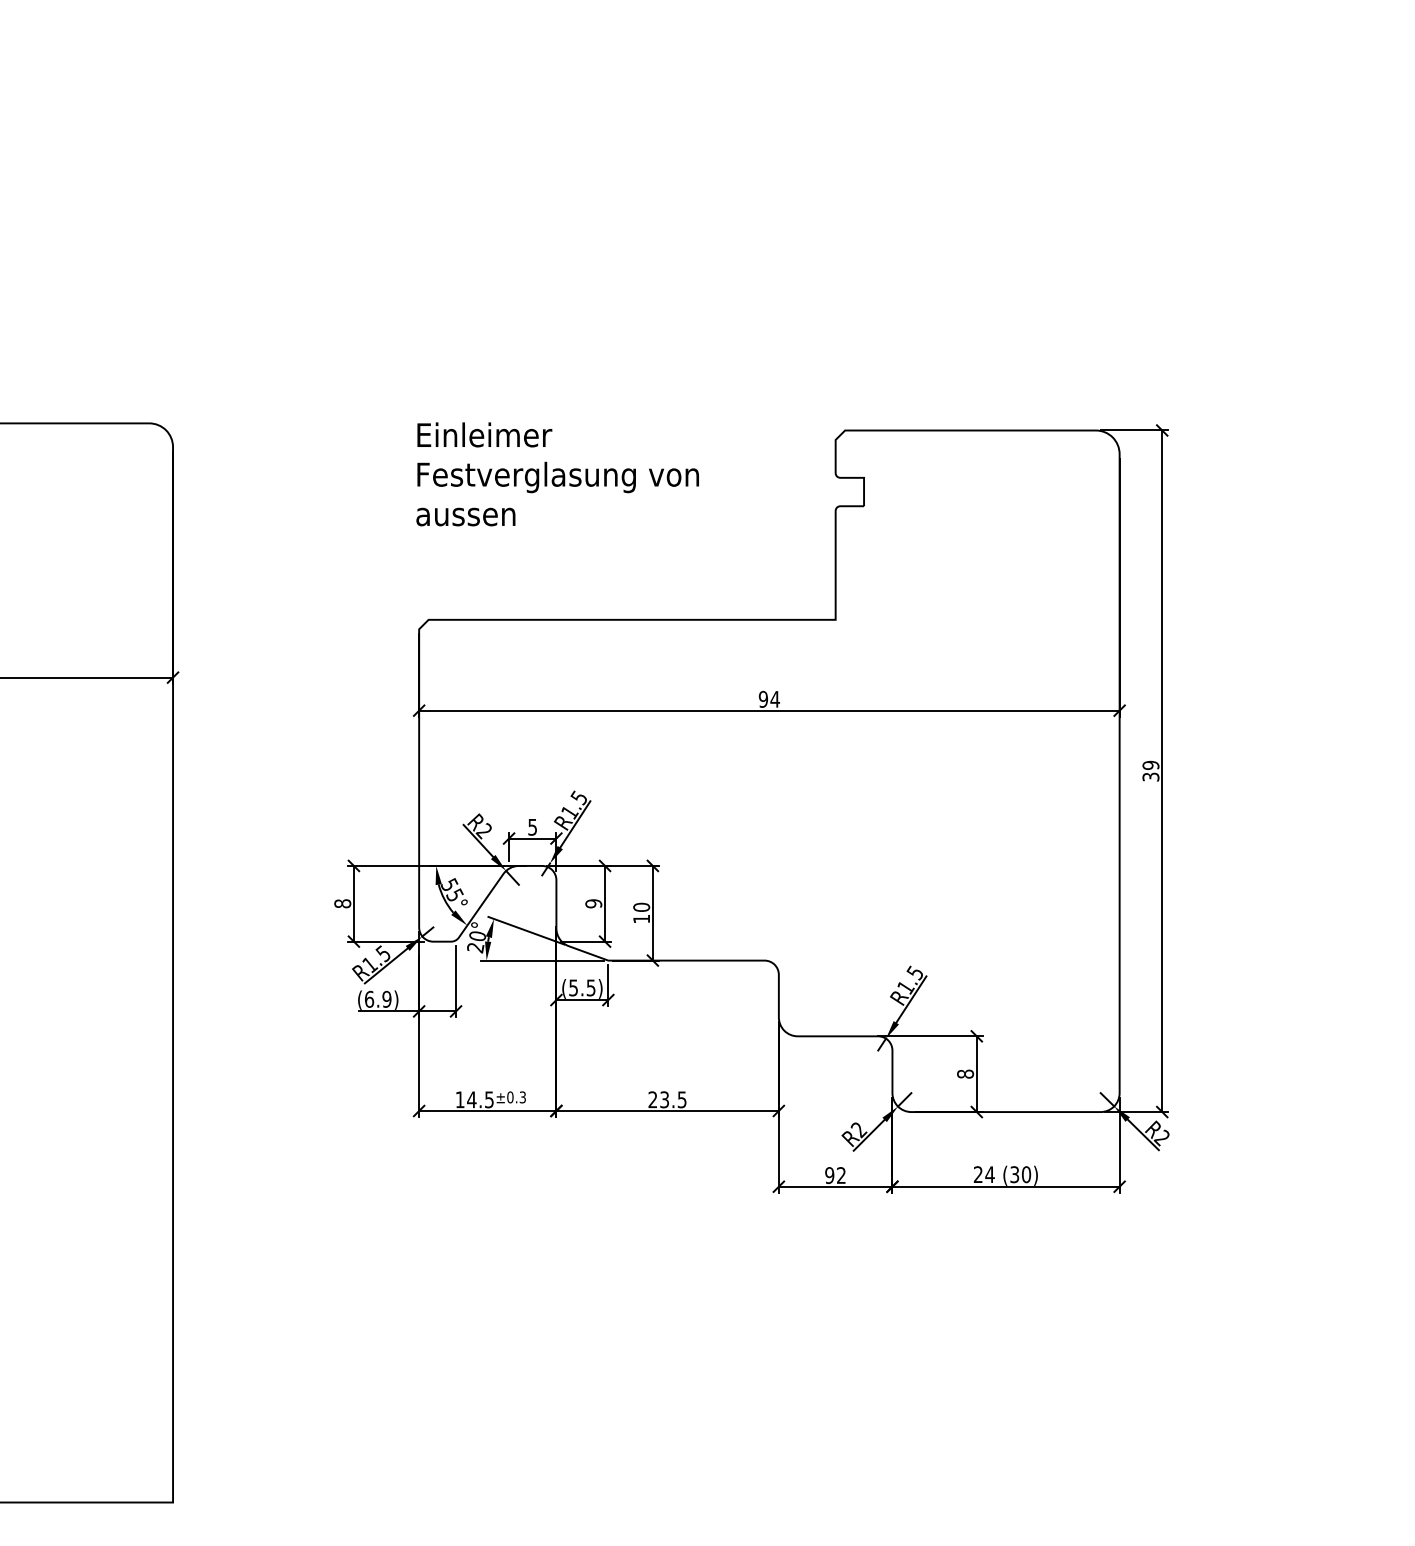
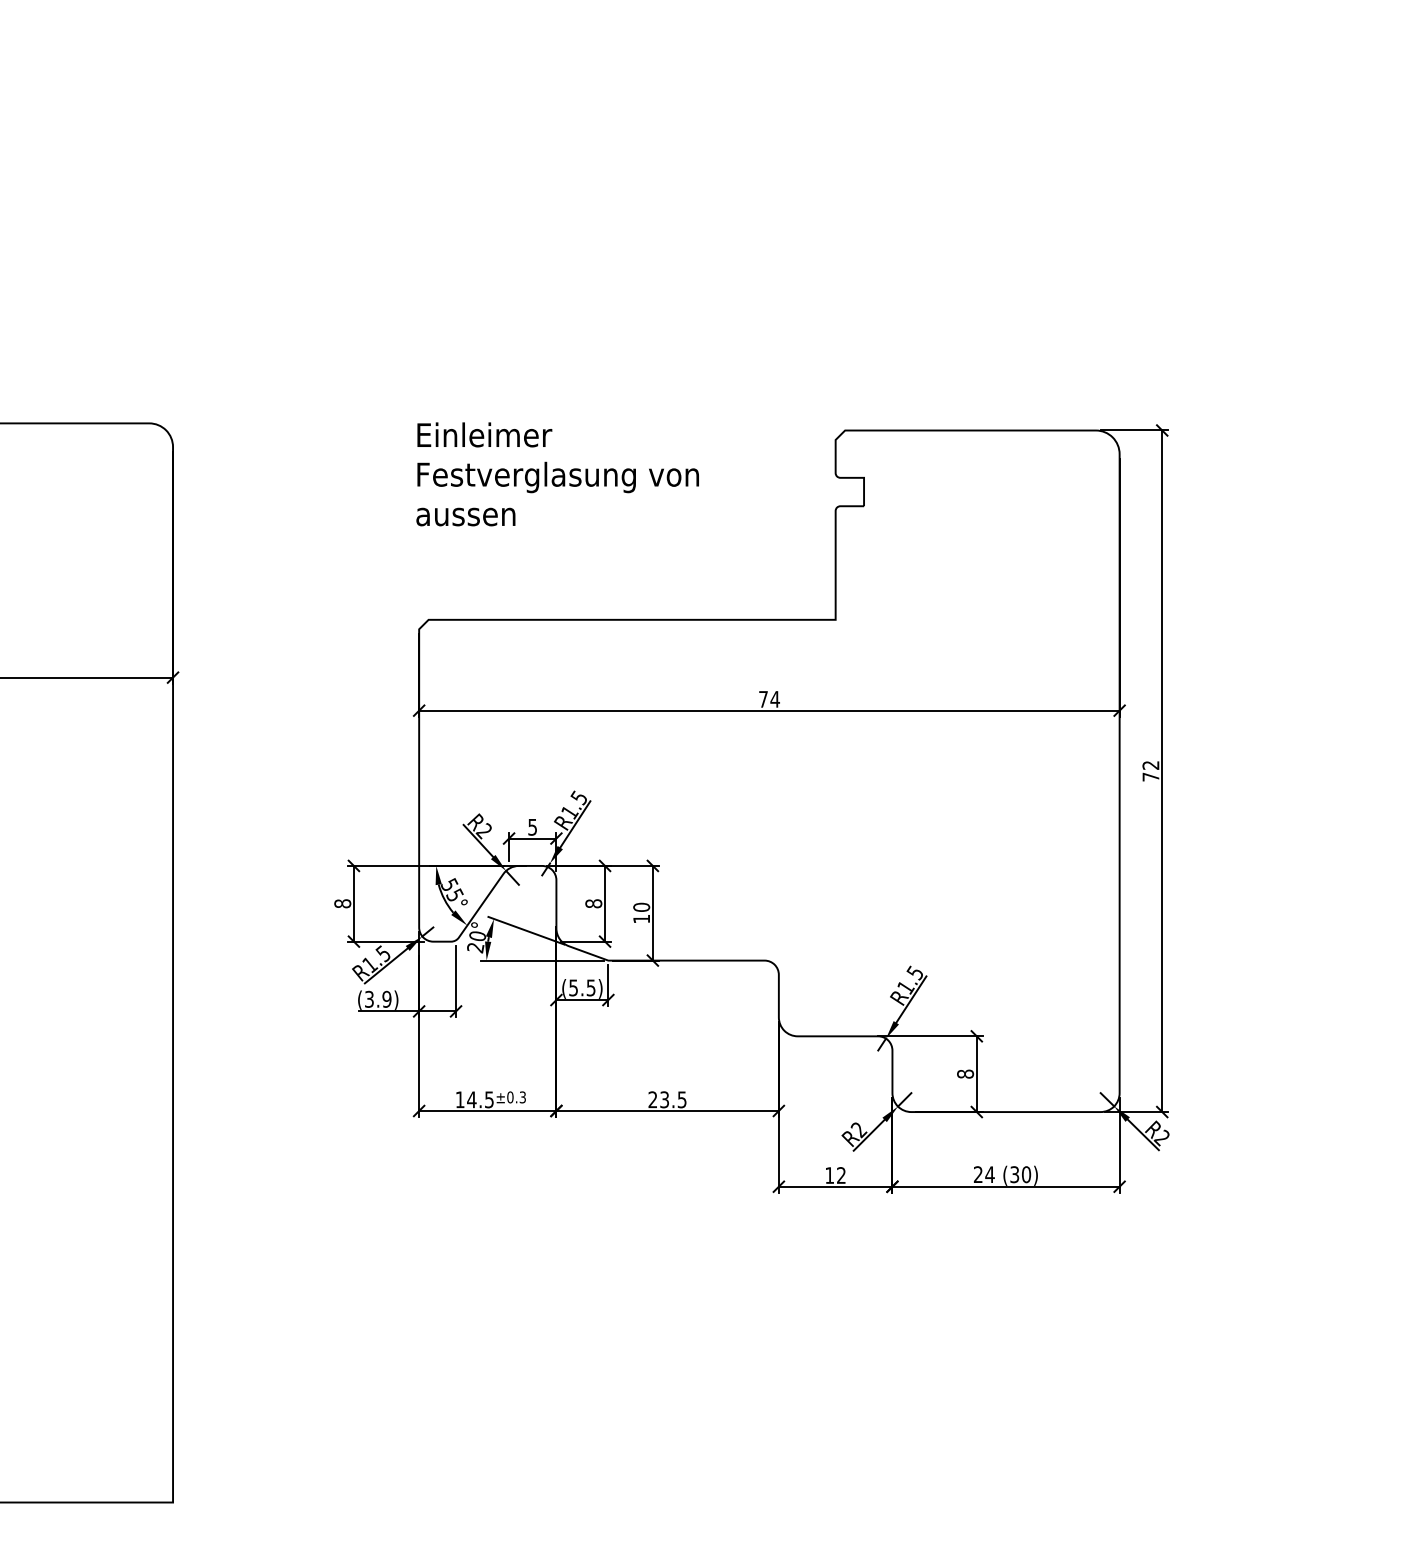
text: 94 -> 74 (763, 698)
text: 39 -> 72 (1150, 770)
text: 9 -> 8 (593, 903)
text: (6.9) -> (3.9) (369, 998)
text: 92 -> 12 (829, 1175)
